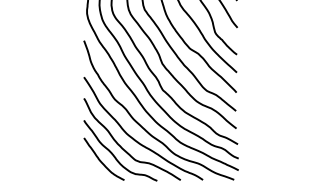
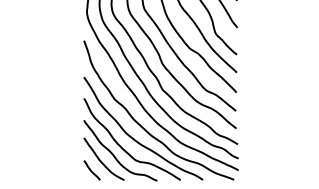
curve: none -> present (91, 170)
